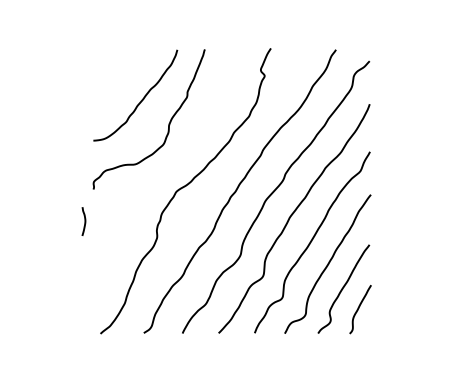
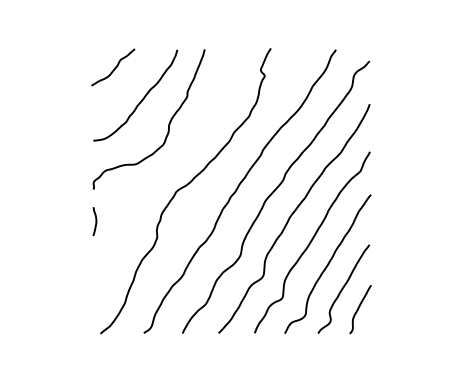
curve: none -> present (114, 67)
curve position: (84, 221) -> (95, 221) (95, 221)
